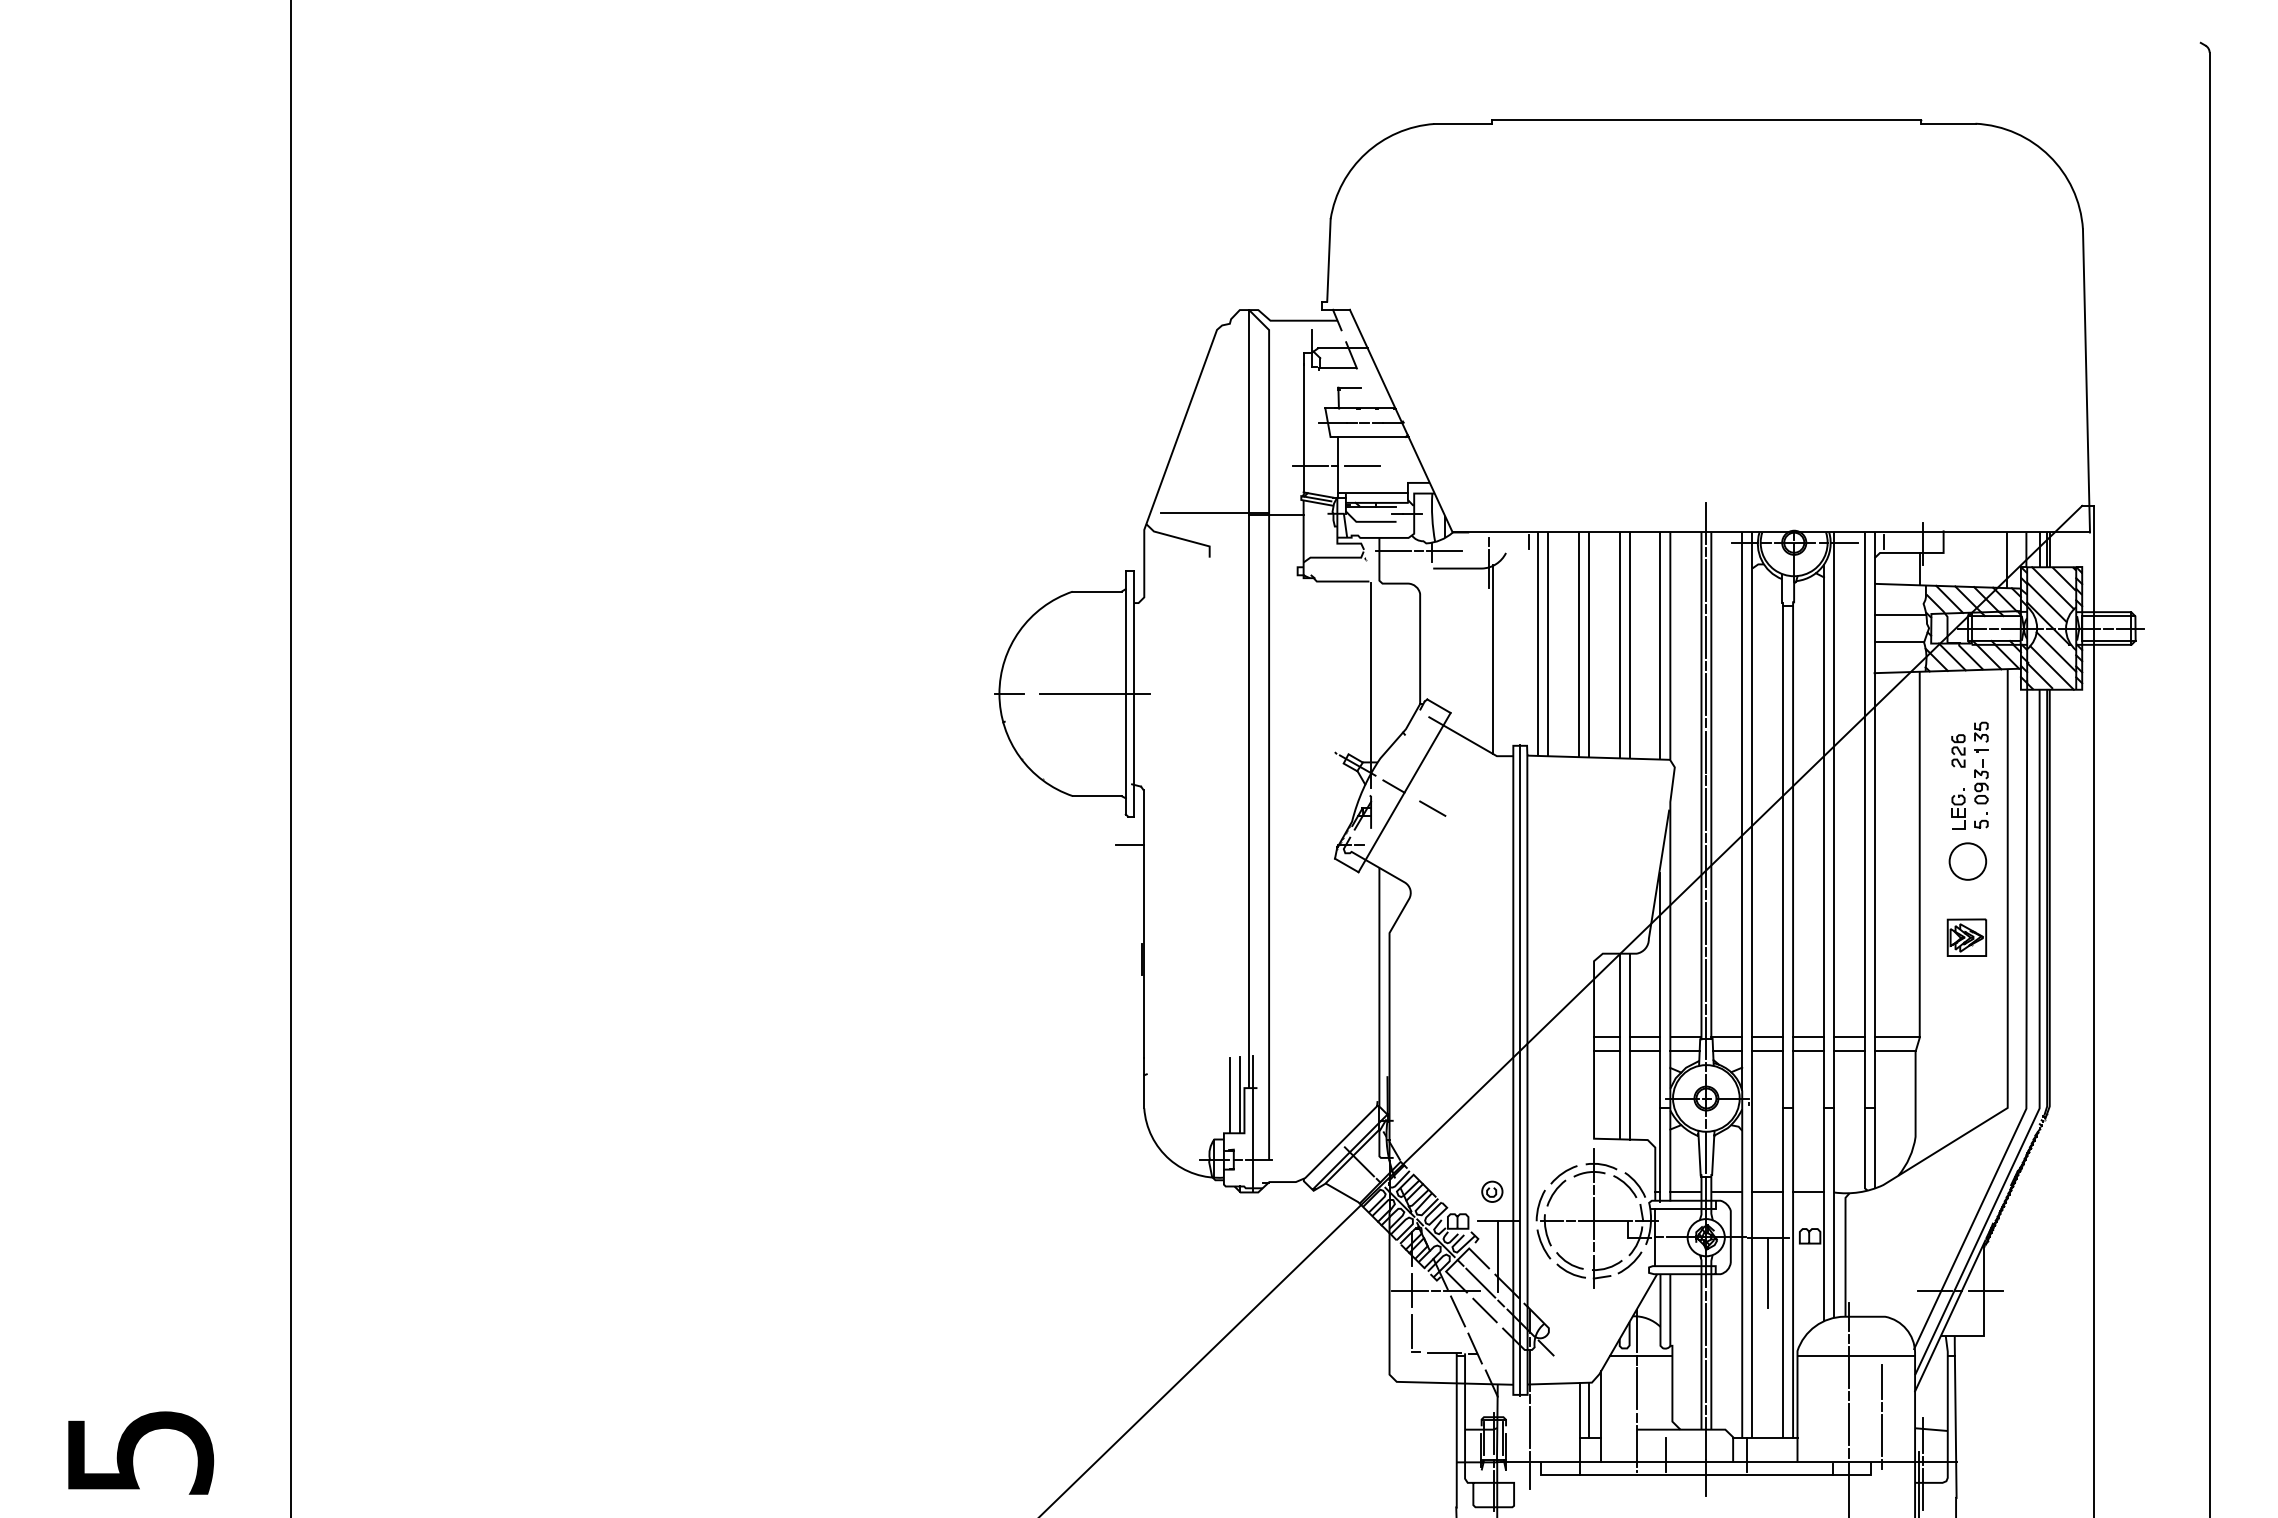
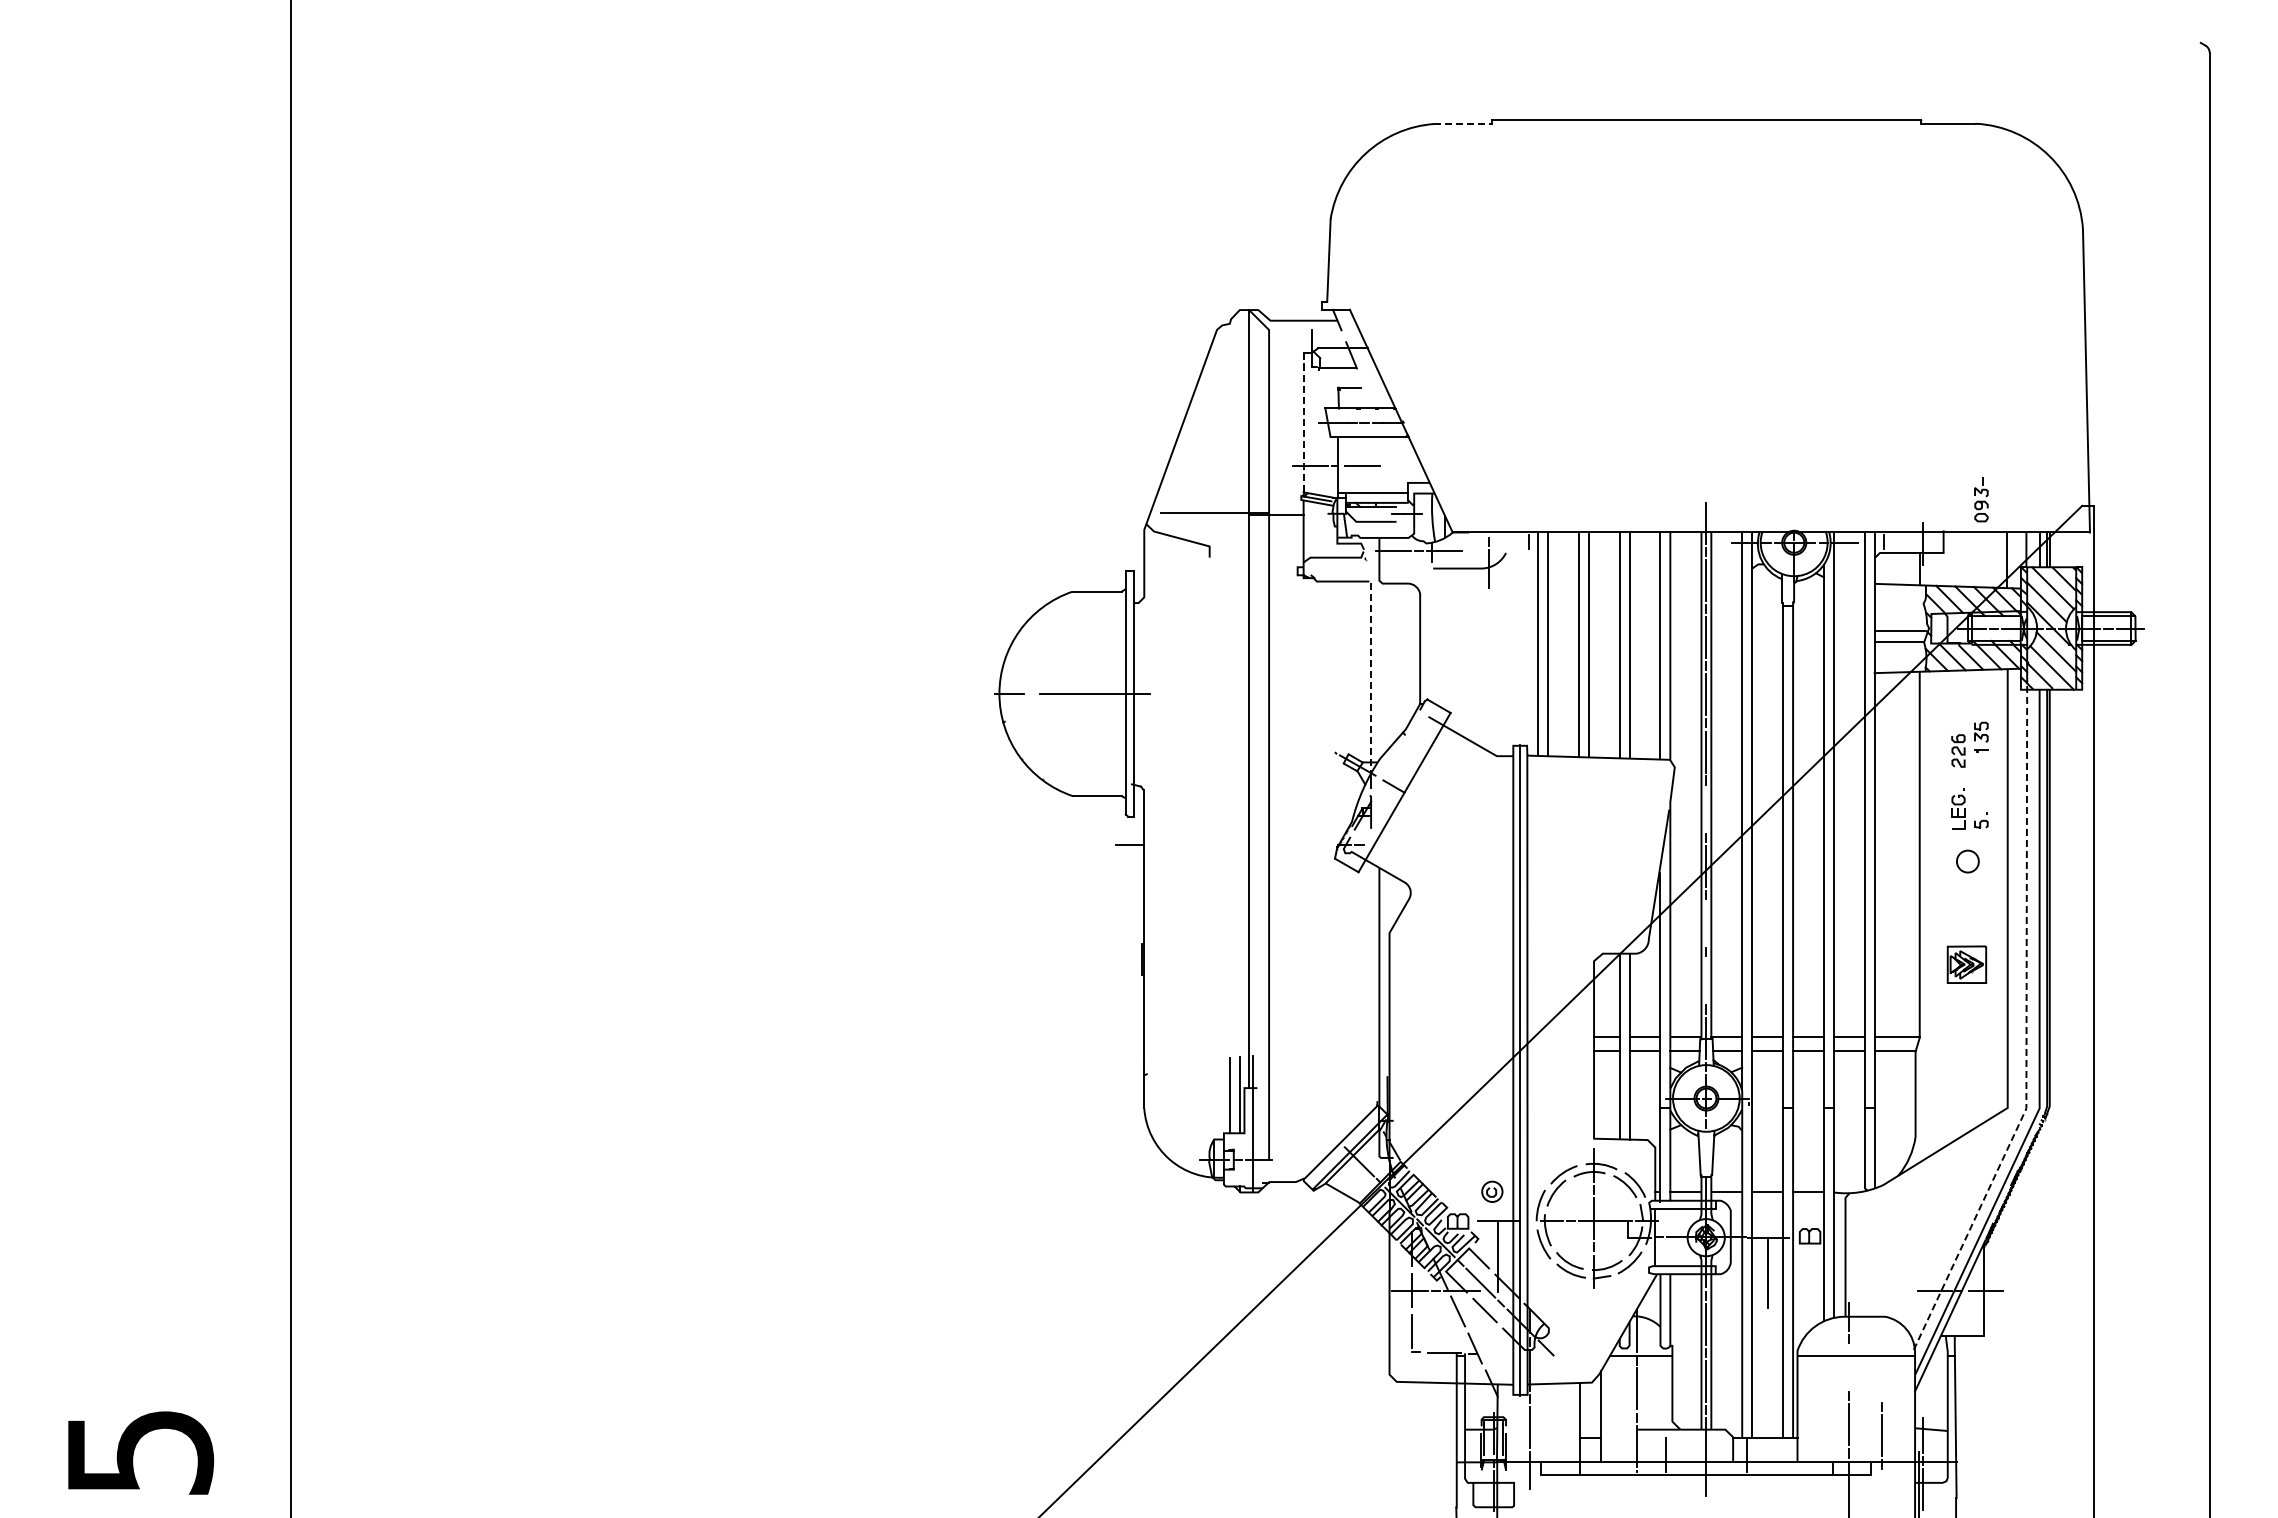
line: solid -> dashed (1463, 123)
line: solid -> dashed (1303, 422)
line position: (1900, 615) -> (1900, 631) (1900, 631)
line: present -> none (1492, 659)
line: solid -> dashed (1371, 678)
part position: (1981, 781) -> (1981, 499) (1981, 499)
line: present -> none (1432, 808)
line: present -> none (1706, 808)
circle diameter: 37 px -> 22 px (1967, 861)
line: present -> none (1706, 923)
part position: (1966, 937) -> (1966, 964) (1966, 964)
line: present -> none (1706, 980)
line: solid -> dashed (2026, 1027)
line: present -> none (1706, 1151)
line: present -> none (1849, 1367)
line: present -> none (1881, 1382)
line: present -> none (1588, 1409)
